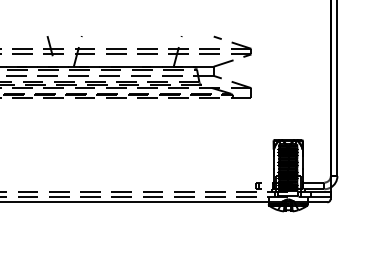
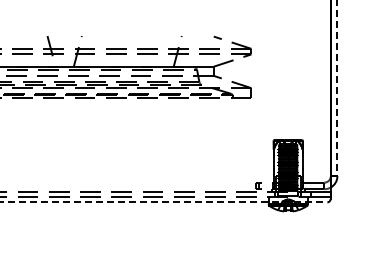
line: solid -> dashed (337, 88)
line: solid -> dashed (164, 202)
